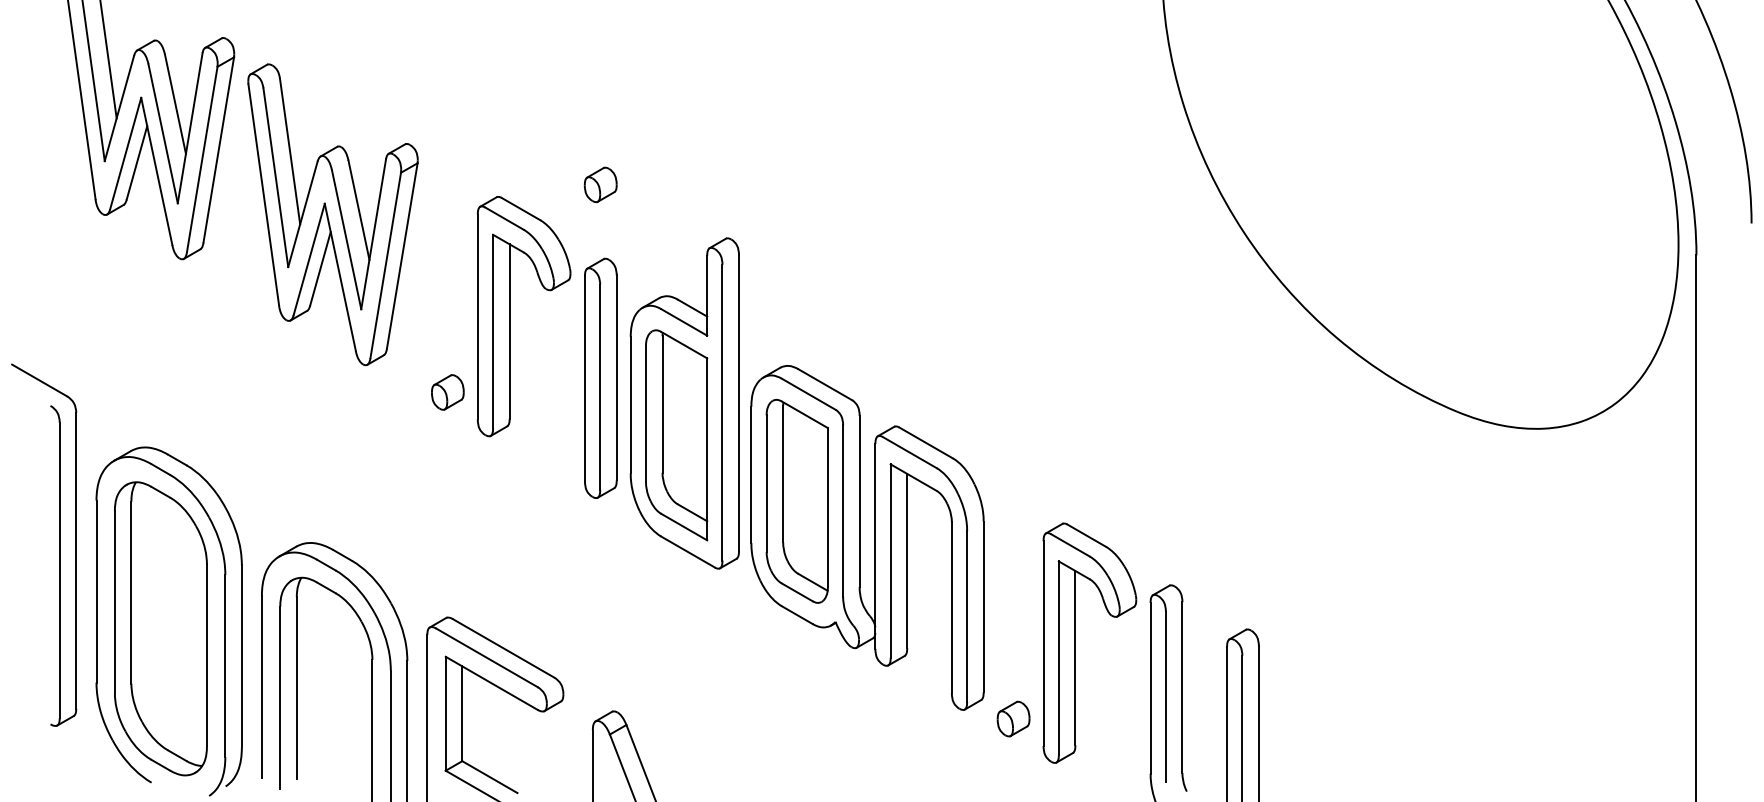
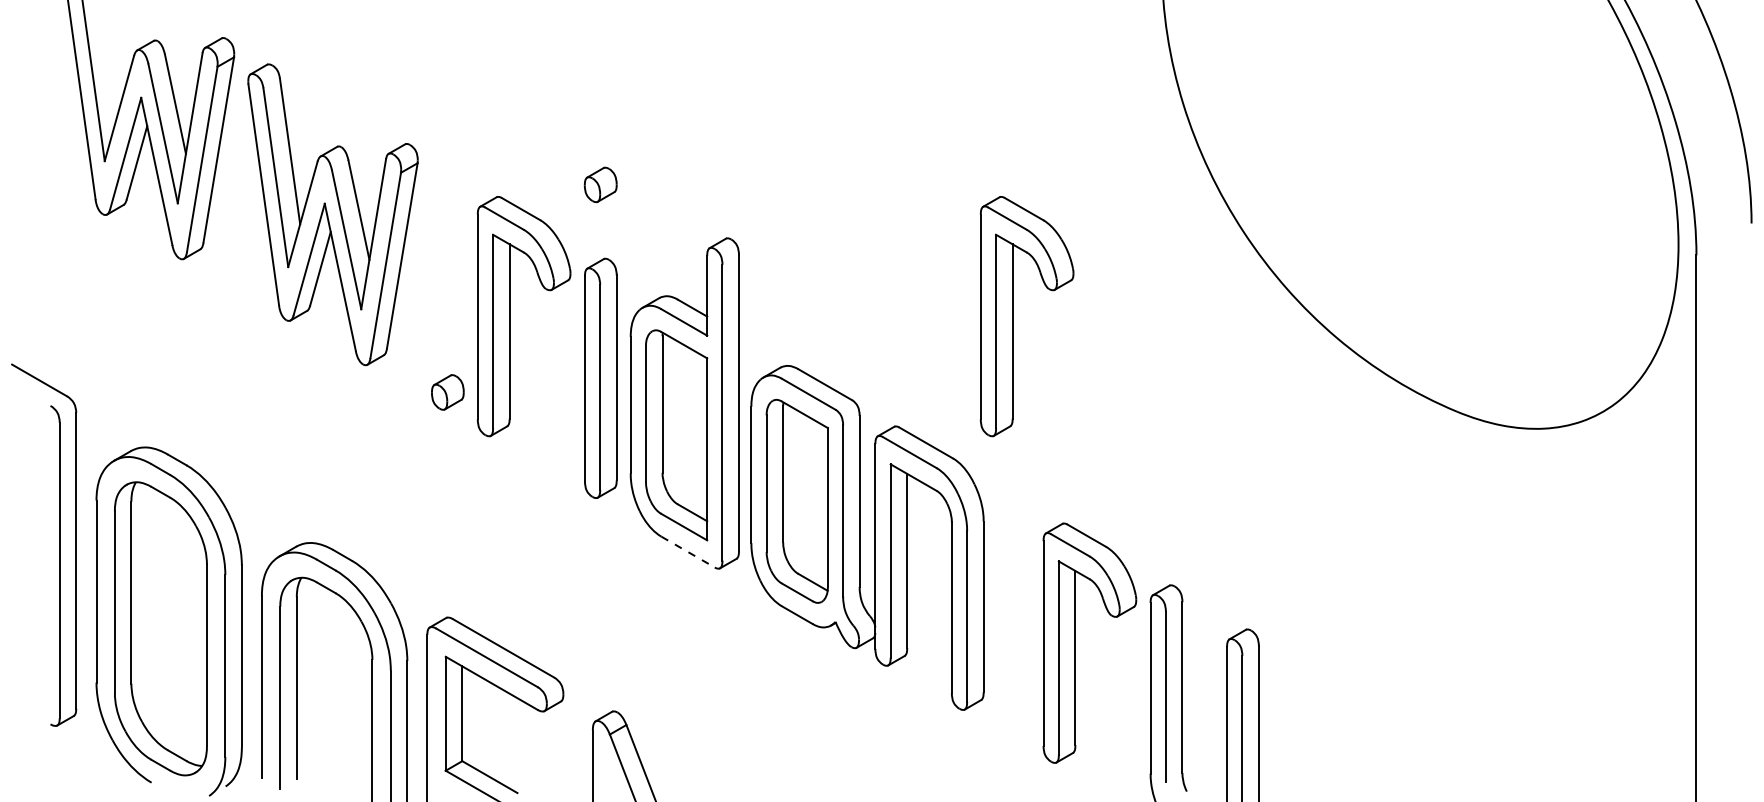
line: present -> none (108, 60)
part: none -> present (1013, 316)
line: solid -> dashed (688, 552)
part: present -> none (1013, 718)
